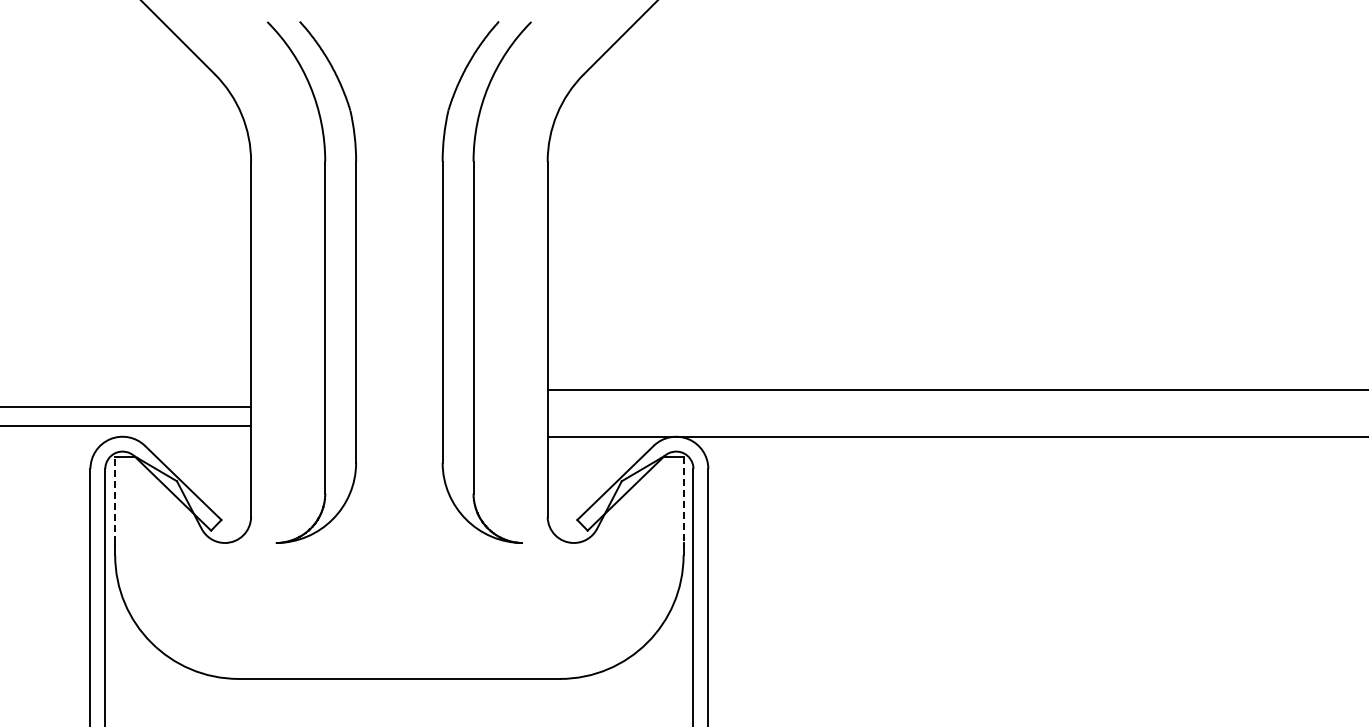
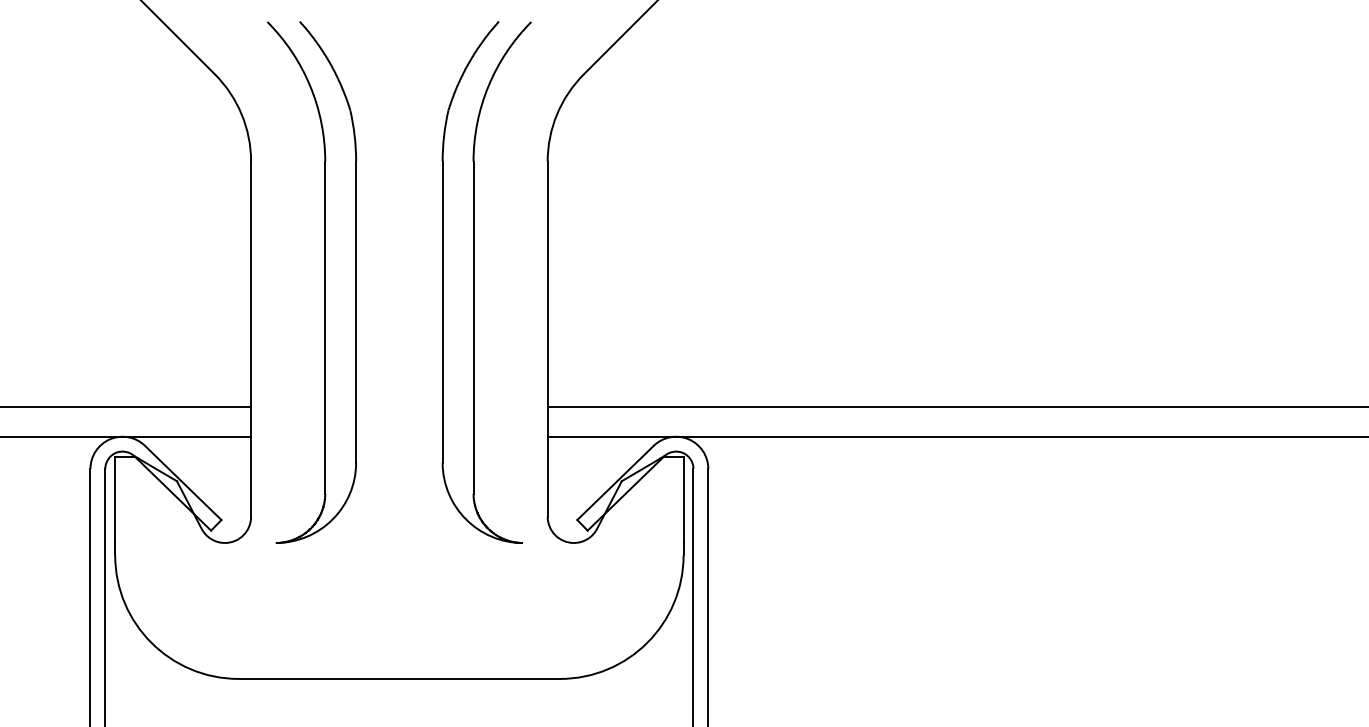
line position: (956, 390) -> (956, 407) (956, 407)
line position: (126, 425) -> (126, 436) (126, 436)
line: dashed -> solid (115, 499)
line: dashed -> solid (683, 500)
